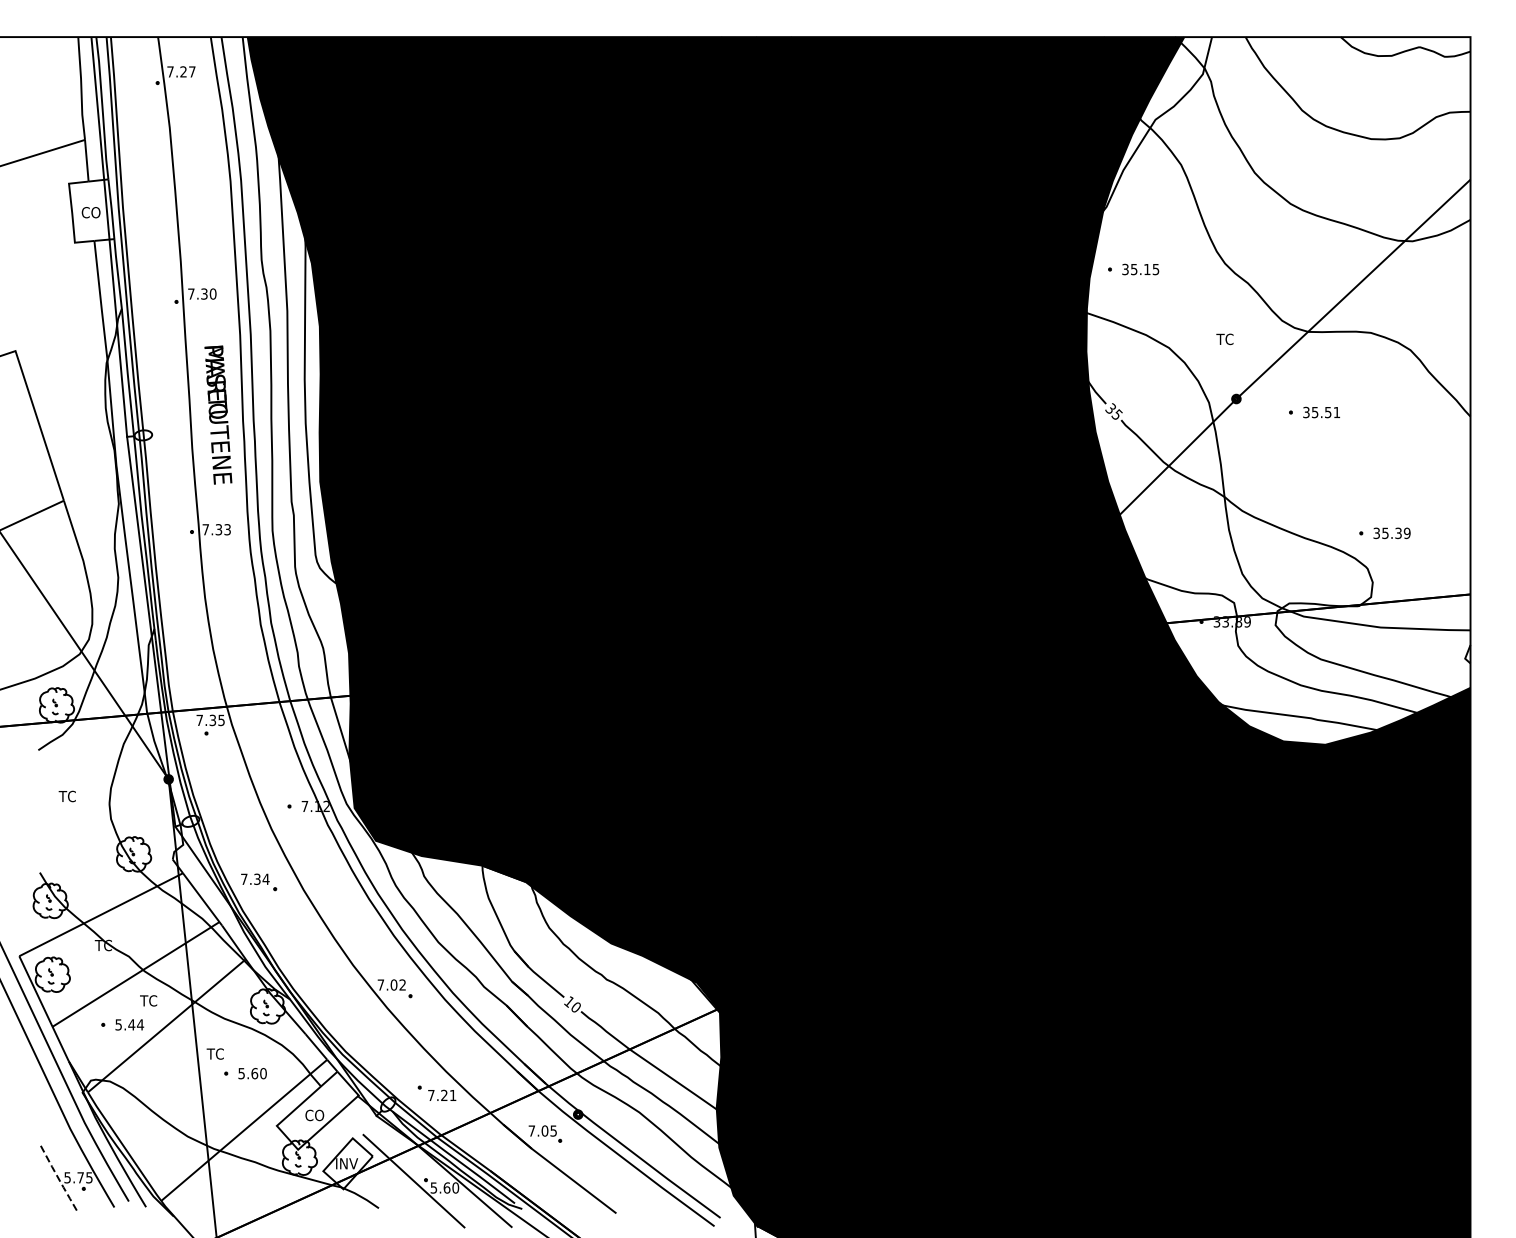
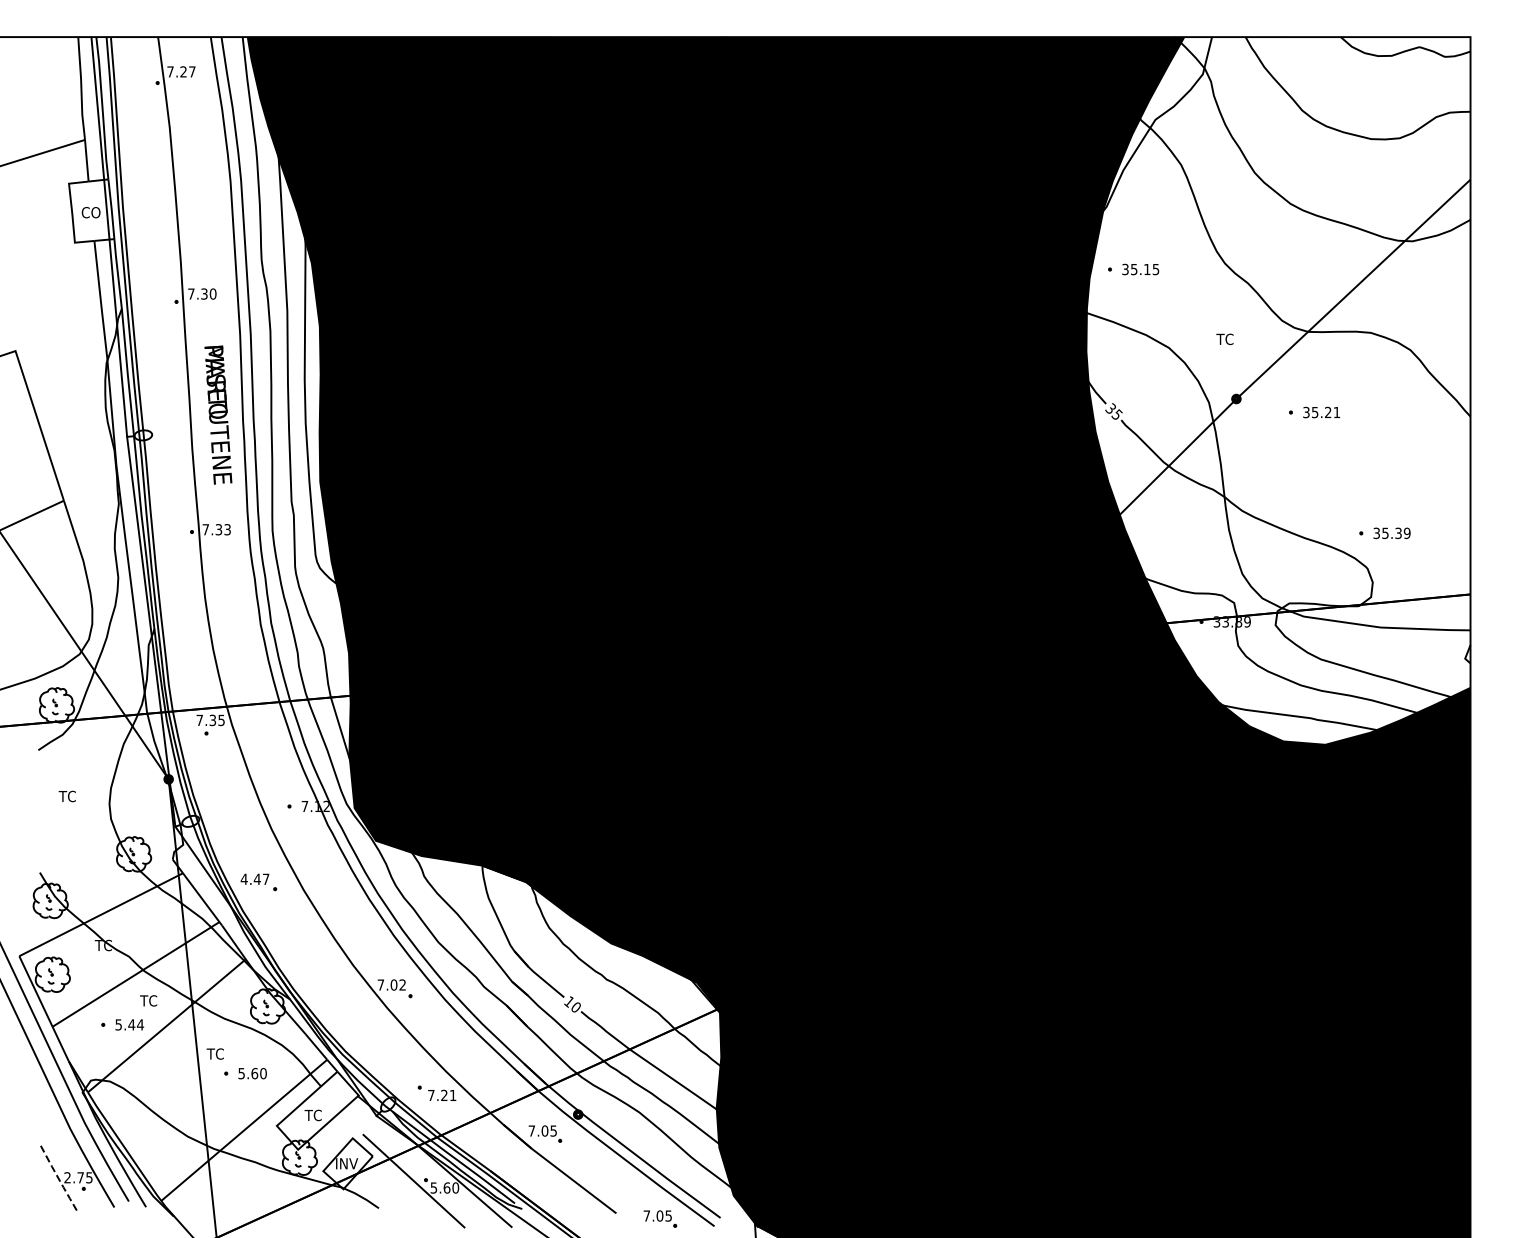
text: 35.51 -> 35.21 (1328, 412)
text: 7.34 -> 4.47 (254, 878)
text: CO -> TC (314, 1115)
text: 5.75 -> 2.75 (67, 1177)
part: none -> present (660, 1218)
